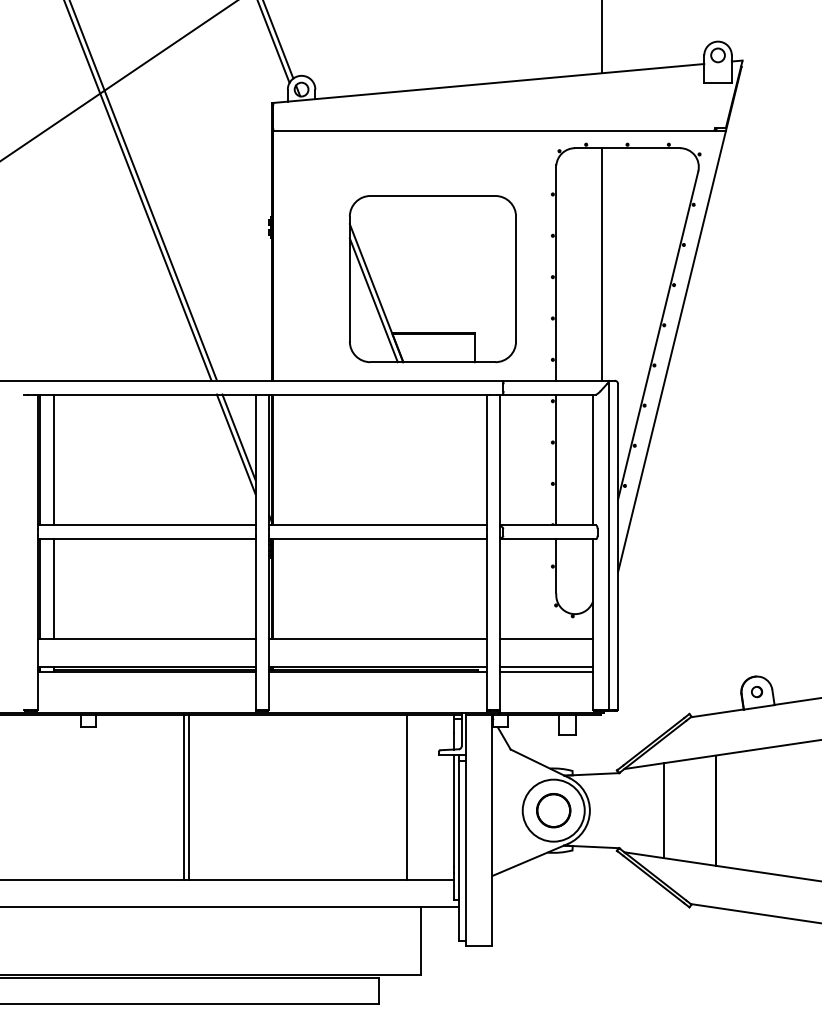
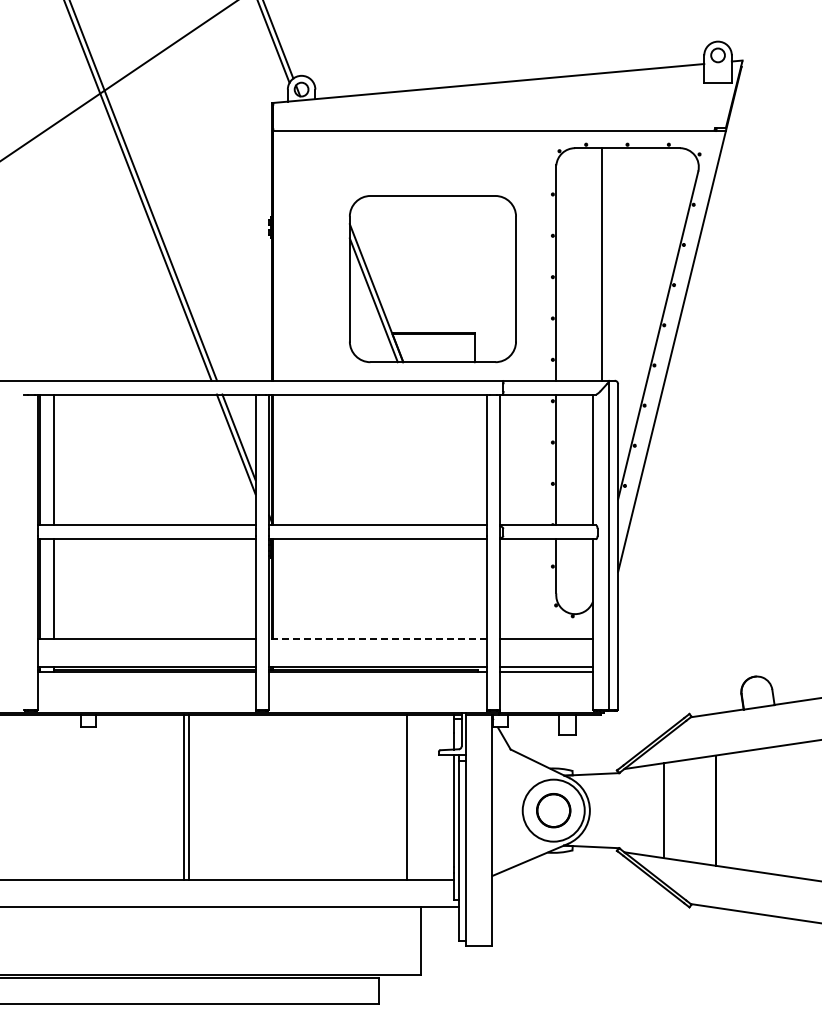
line: present -> none (601, 38)
line: solid -> dashed (377, 639)
part: present -> none (757, 692)
